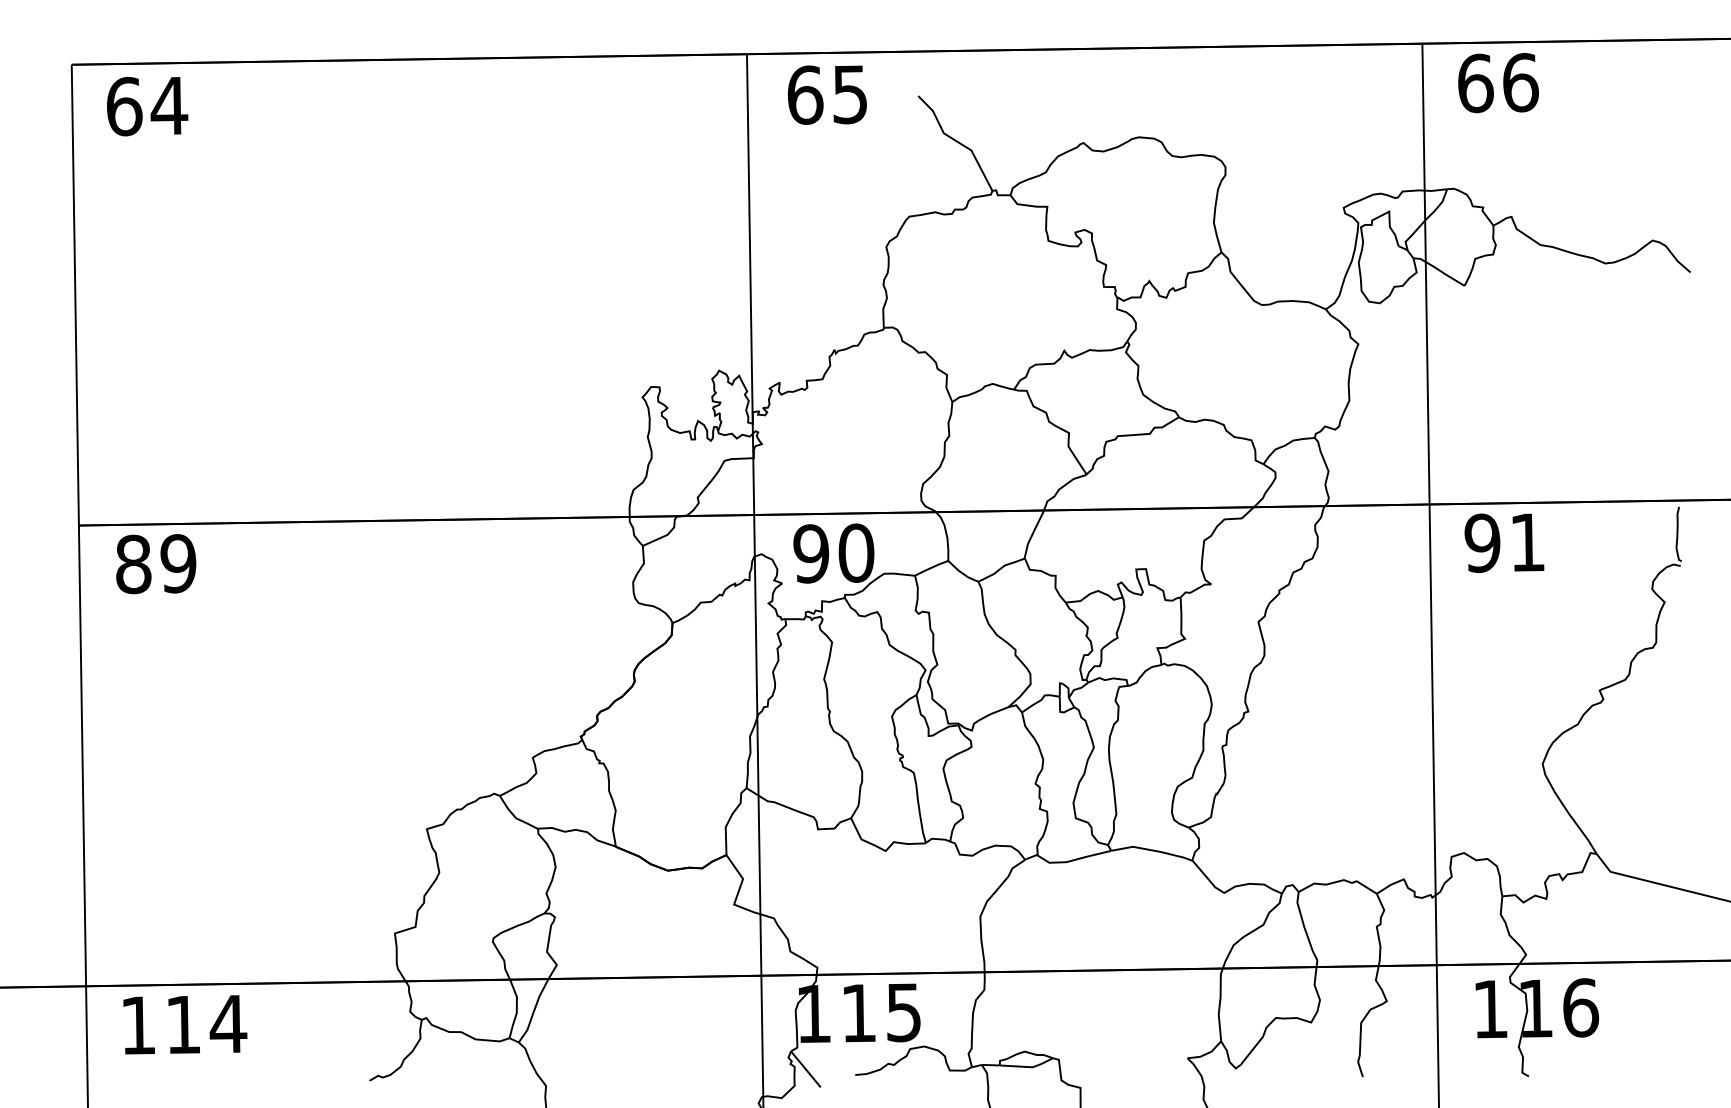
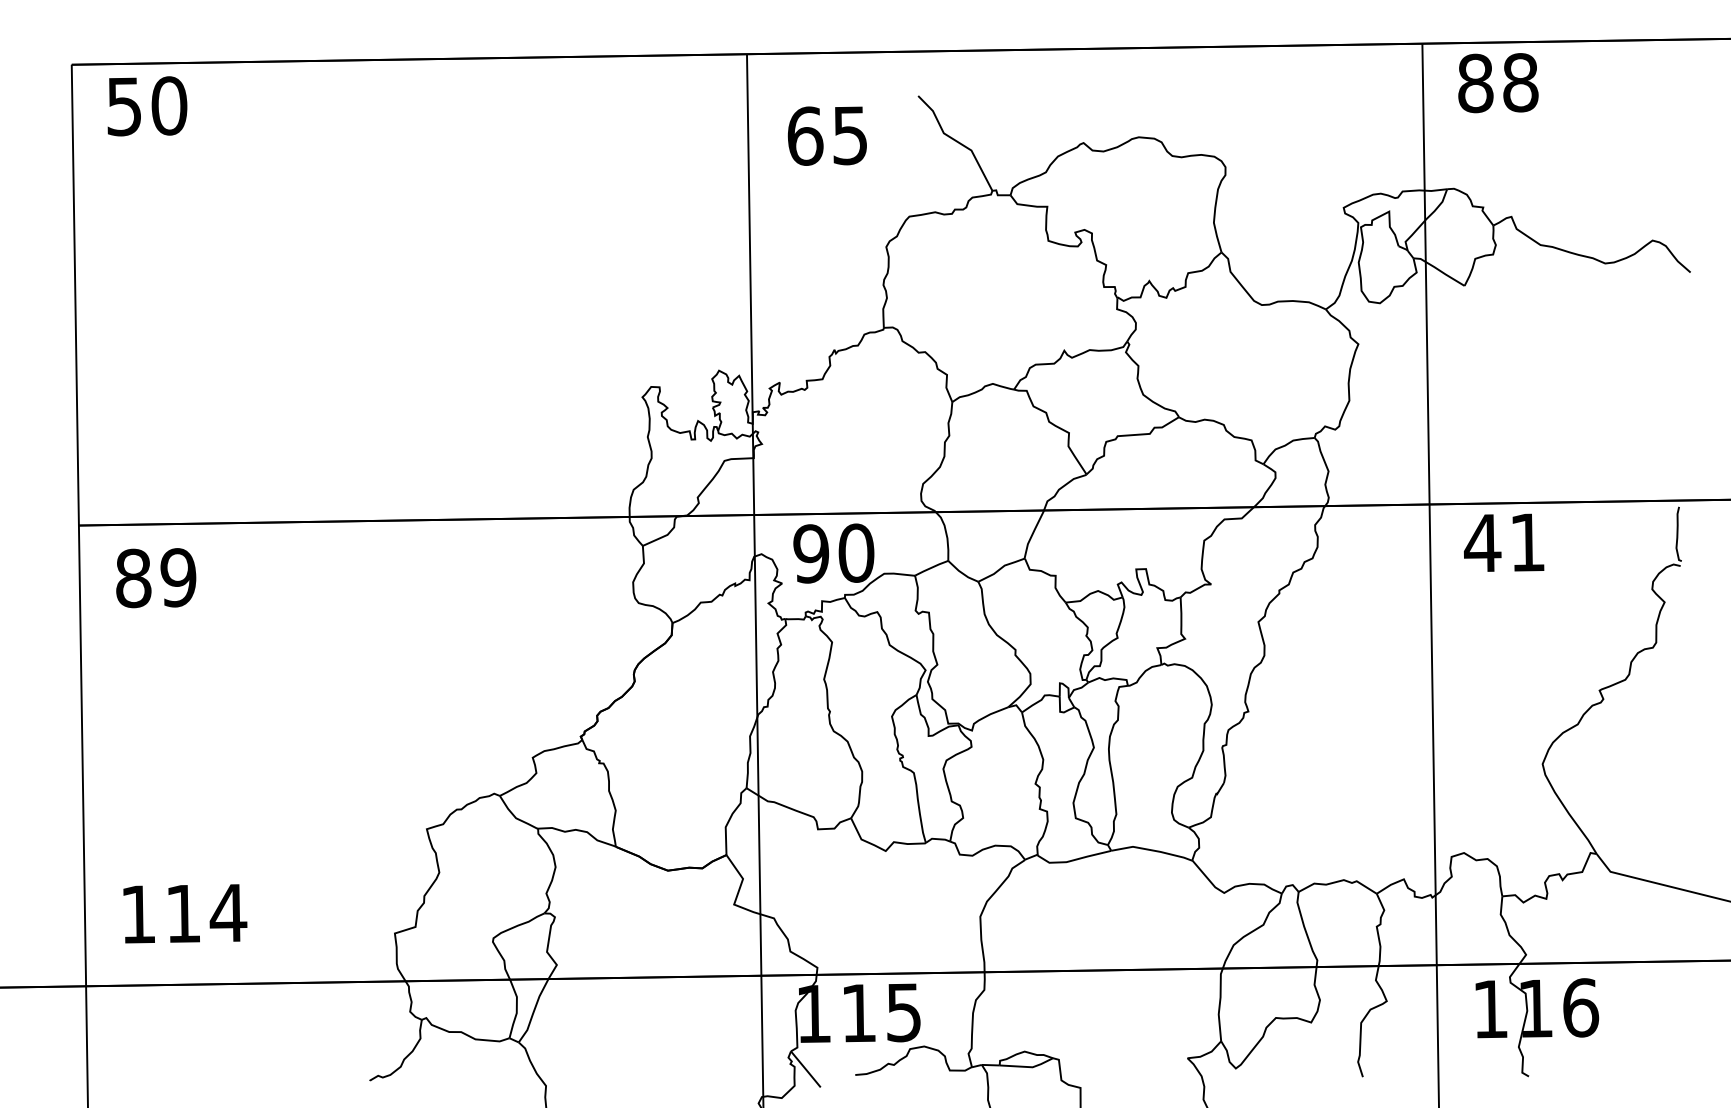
text: 66 -> 88 (1498, 83)
text position: (826, 94) -> (826, 135) (826, 135)
text: 64 -> 50 (147, 106)
text: 91 -> 41 (1482, 543)
text position: (156, 564) -> (156, 578) (156, 578)
text position: (185, 1024) -> (185, 913) (185, 913)
